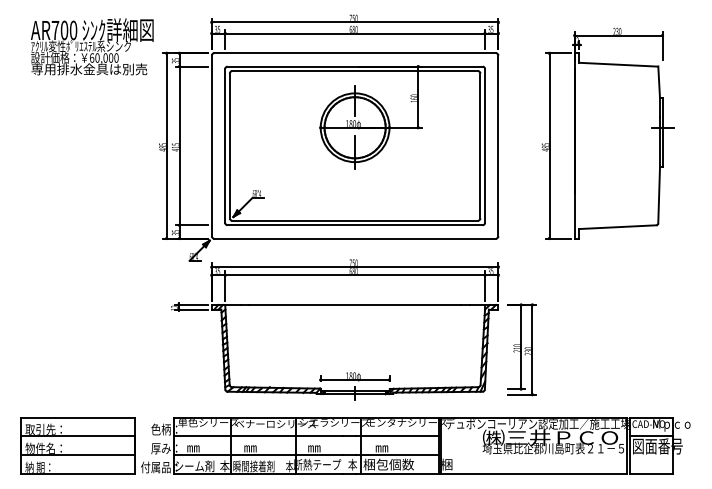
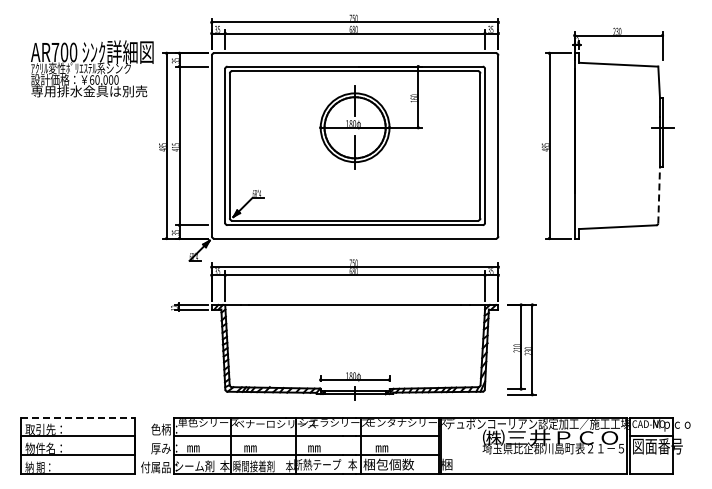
text position: (92, 46) -> (92, 68) (92, 68)
line: solid -> dashed (659, 194)
line: solid -> dashed (78, 417)
